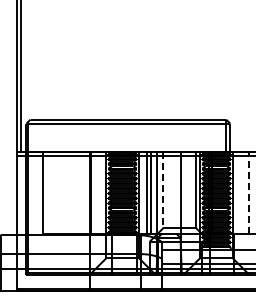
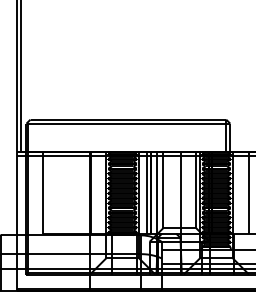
line: dashed -> solid (163, 190)
line: dashed -> solid (248, 192)
